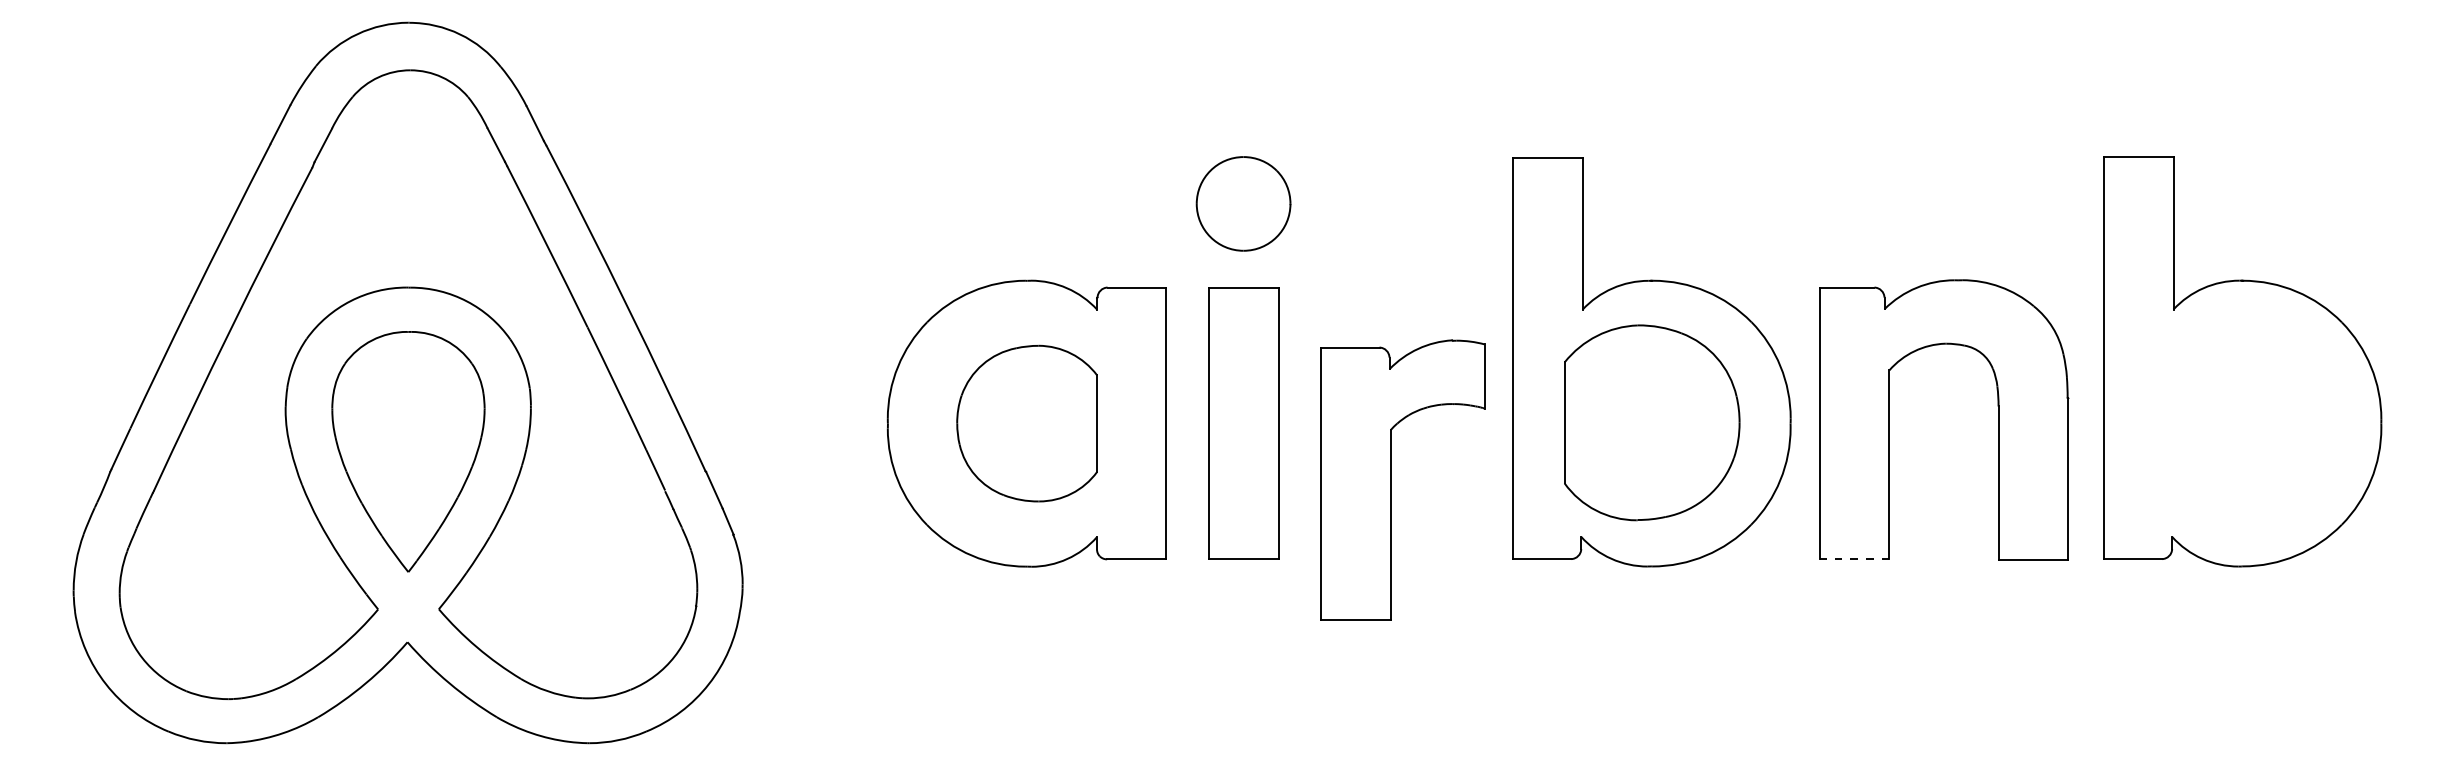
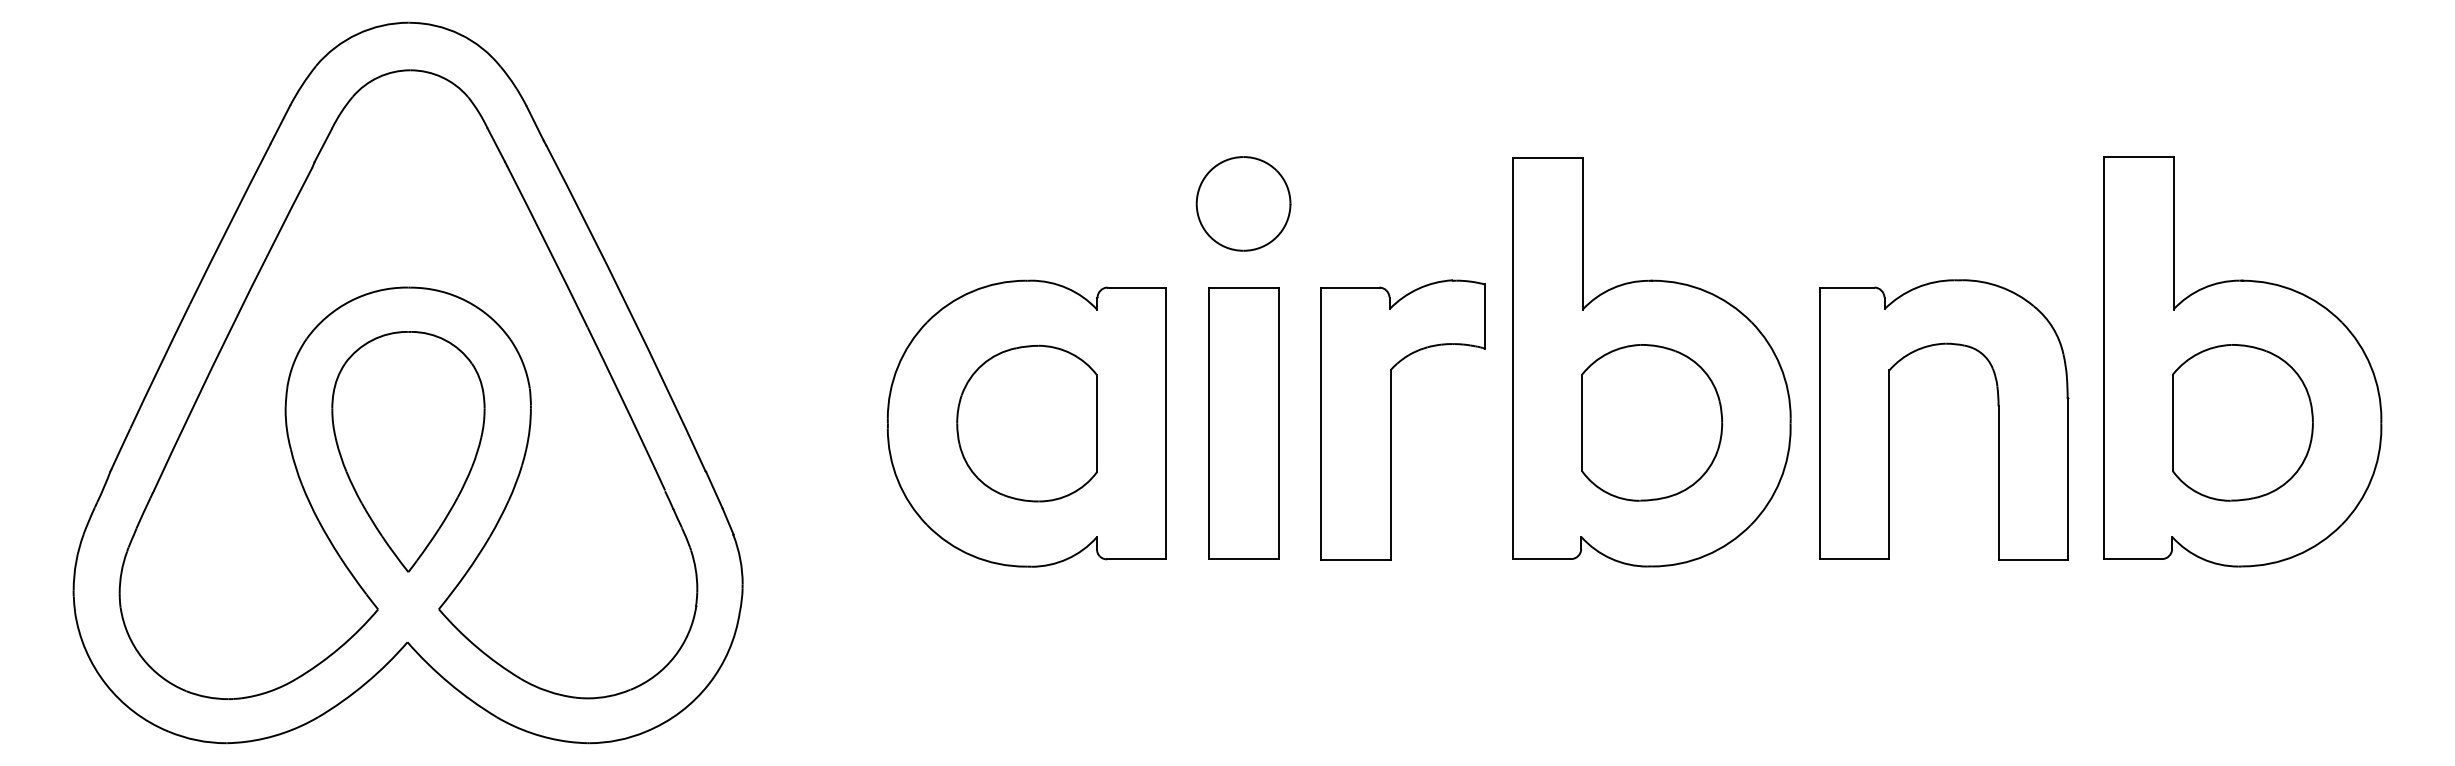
part size: 177x198 px -> 143x158 px (1652, 422)
part: none -> present (2242, 422)
part position: (1391, 479) -> (1391, 419) (1391, 419)
line: dashed -> solid (1854, 559)
